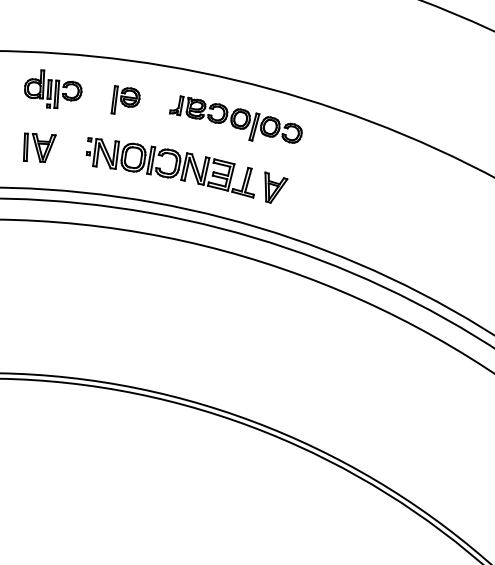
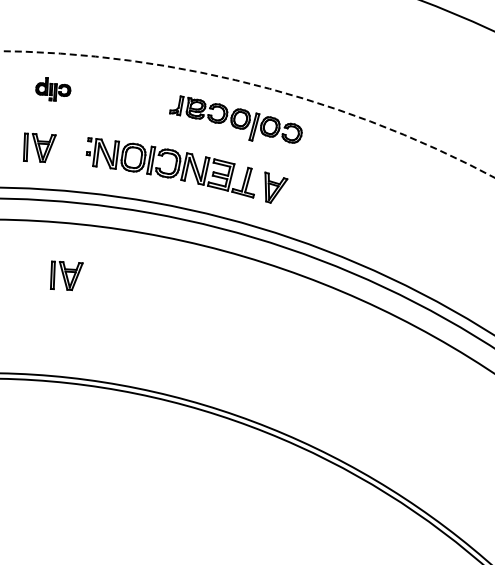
arc: solid -> dashed (254, 84)
part size: 59x41 px -> 37x25 px (53, 89)
part: present -> none (125, 99)
part: none -> present (66, 275)
